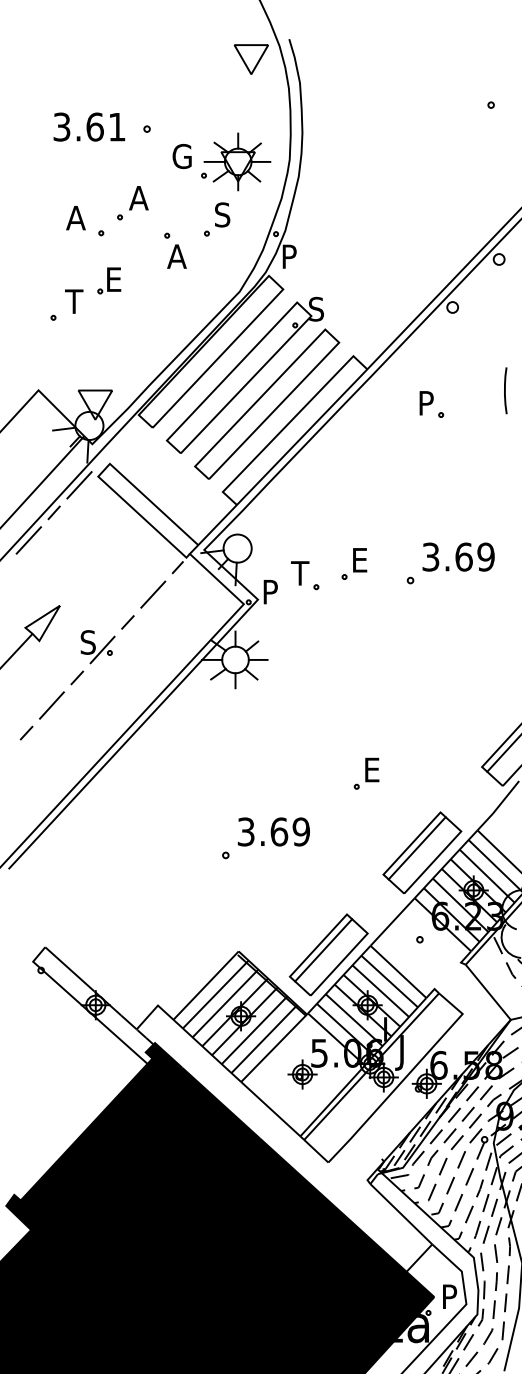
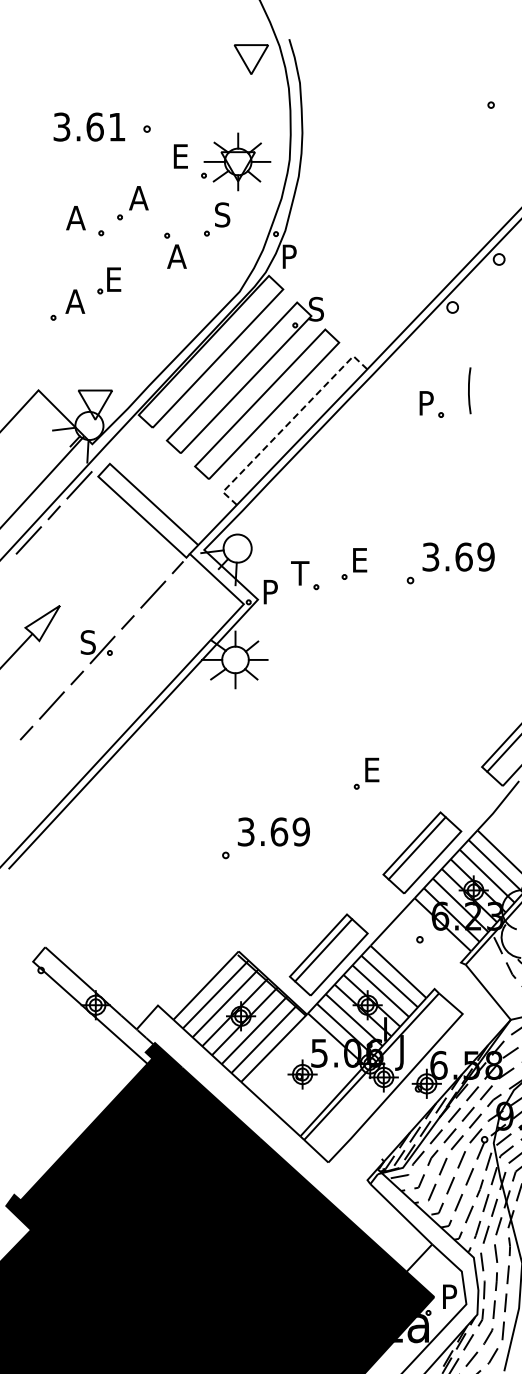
text: G -> E (181, 156)
text: T -> A (75, 301)
line position: (505, 390) -> (469, 390) (469, 390)
line: solid -> dashed (288, 423)
